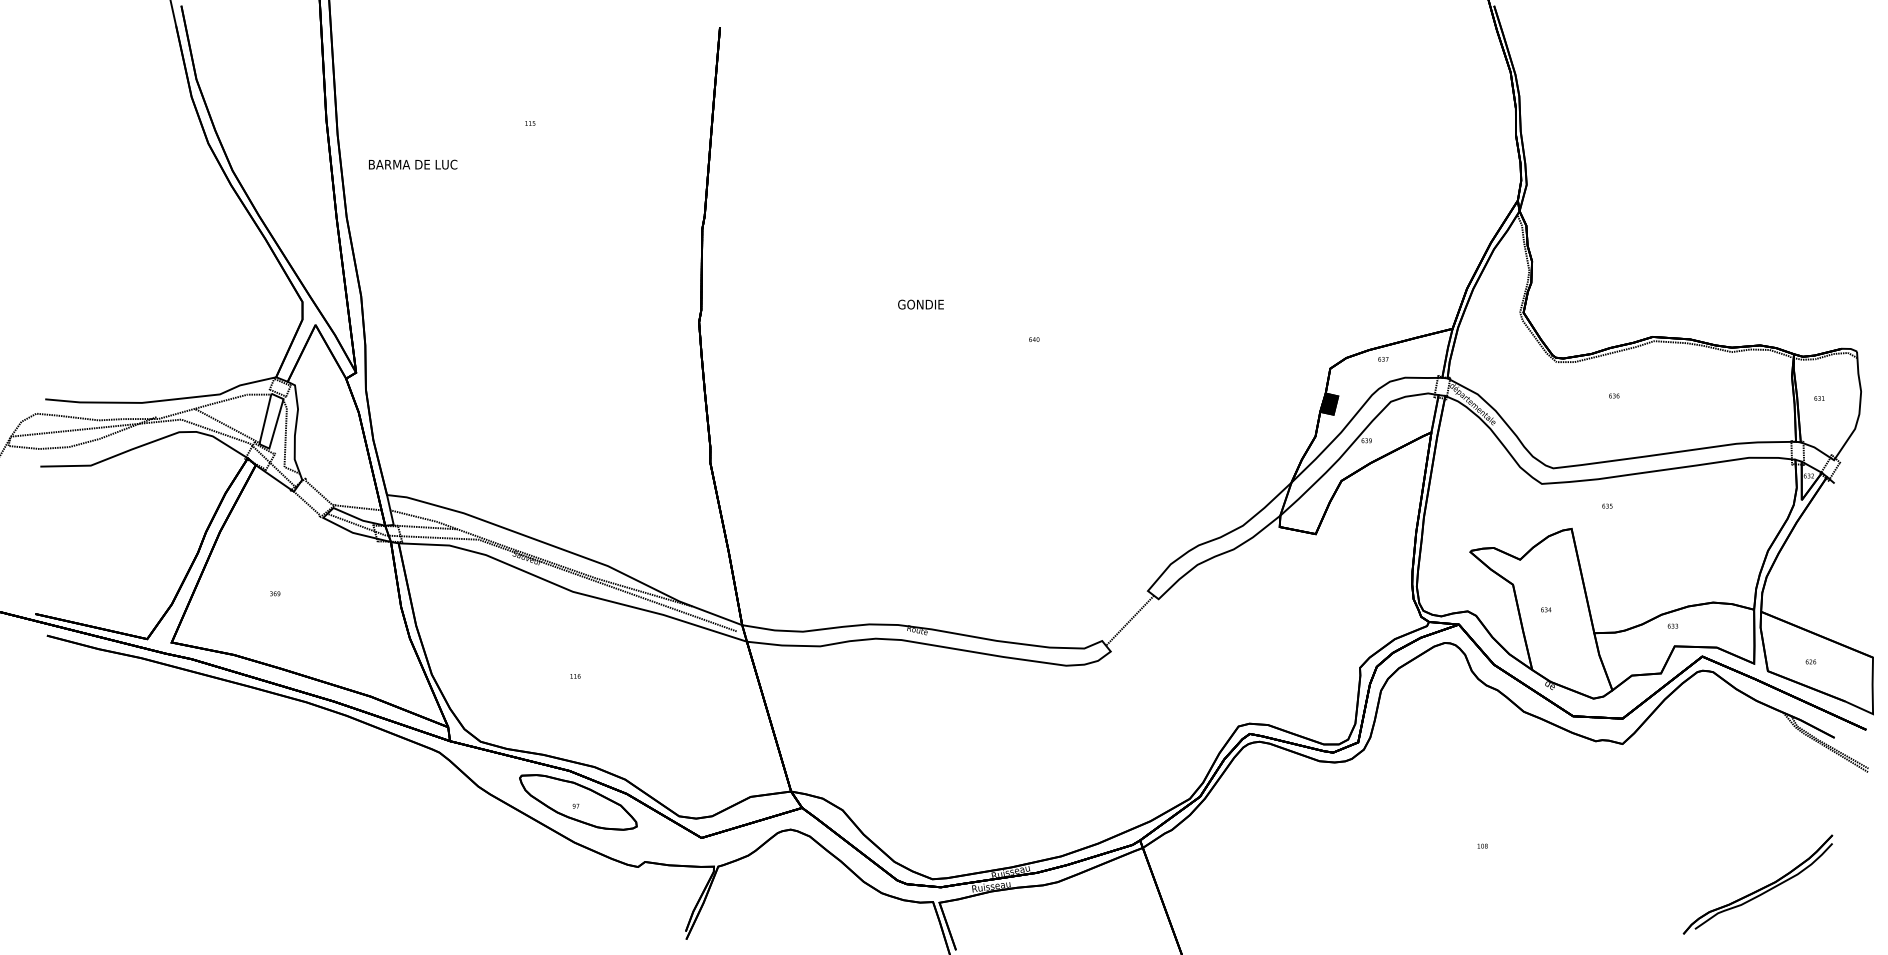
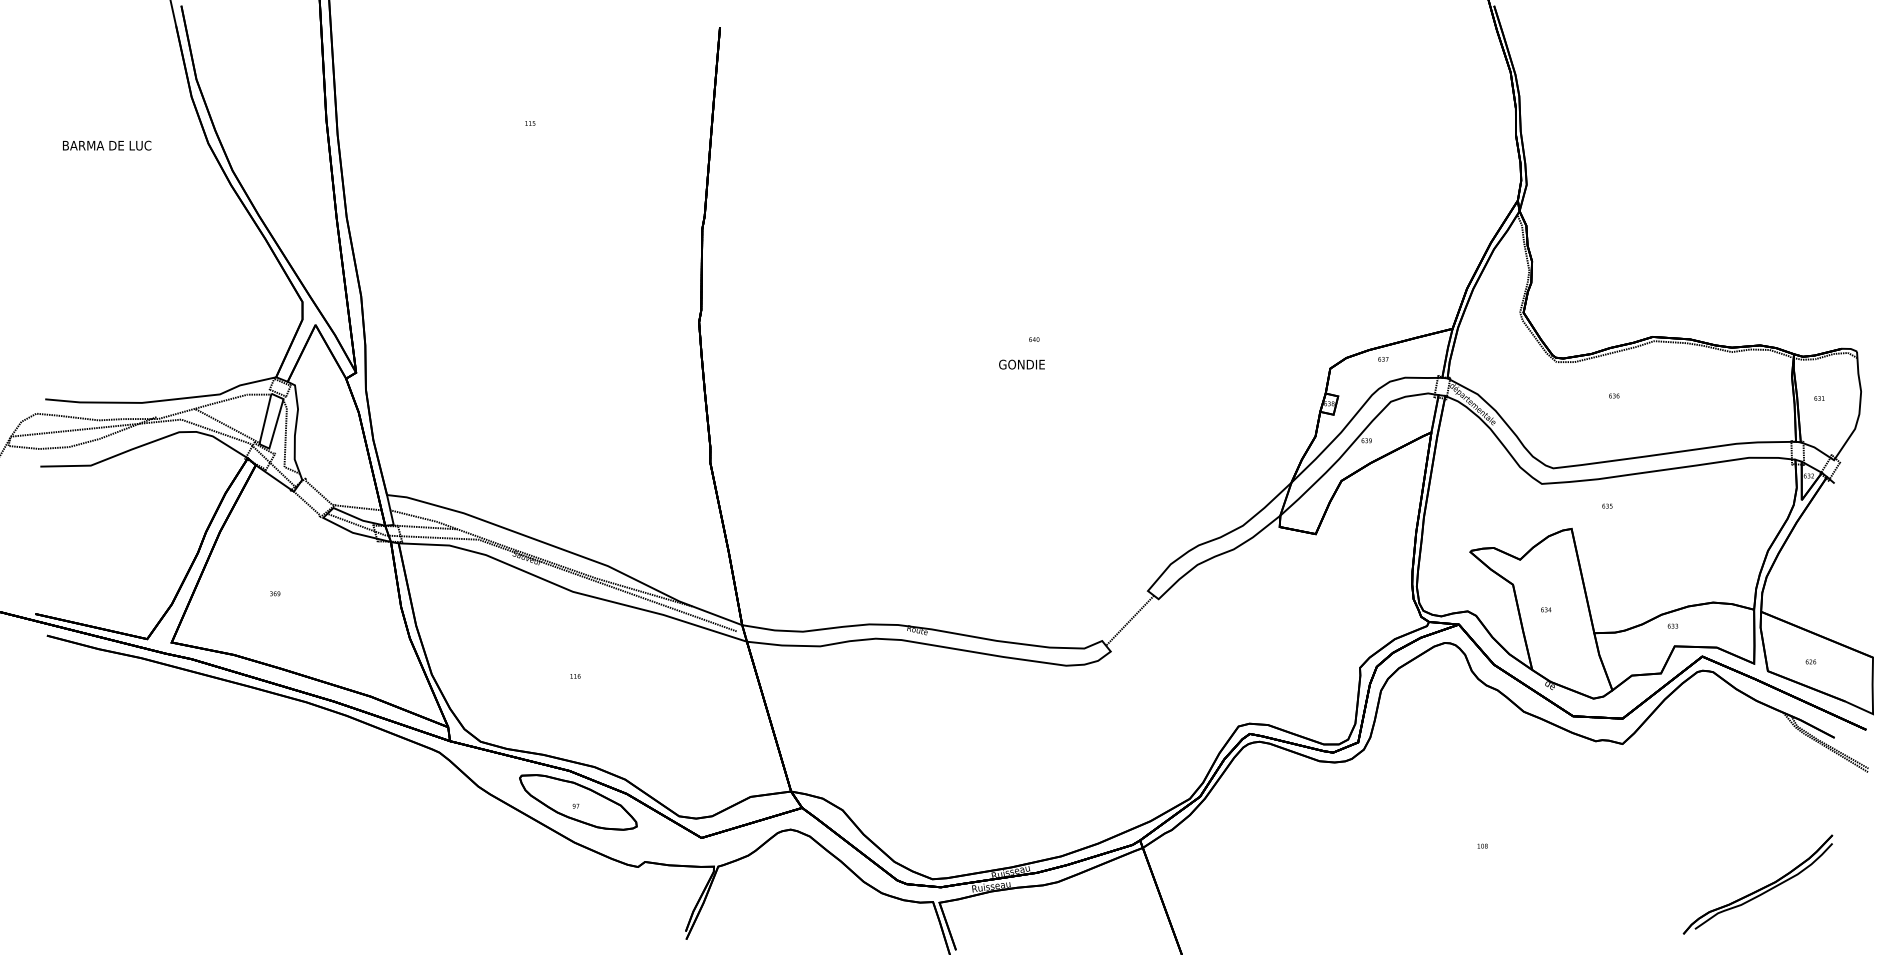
text position: (413, 164) -> (107, 145) (107, 145)
text position: (920, 304) -> (1021, 364) (1021, 364)
fill: present -> none (1329, 403)
